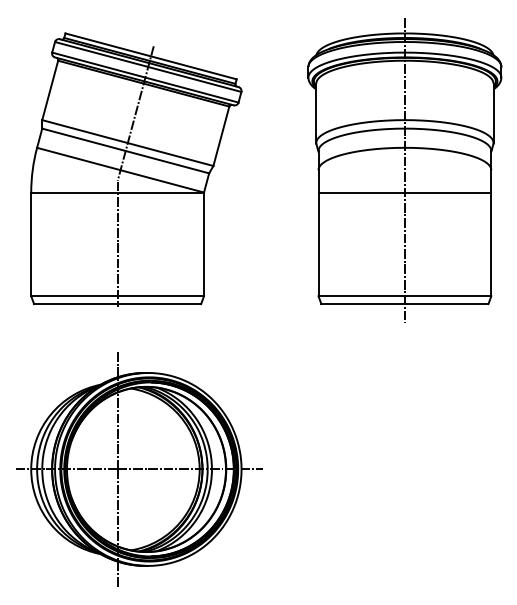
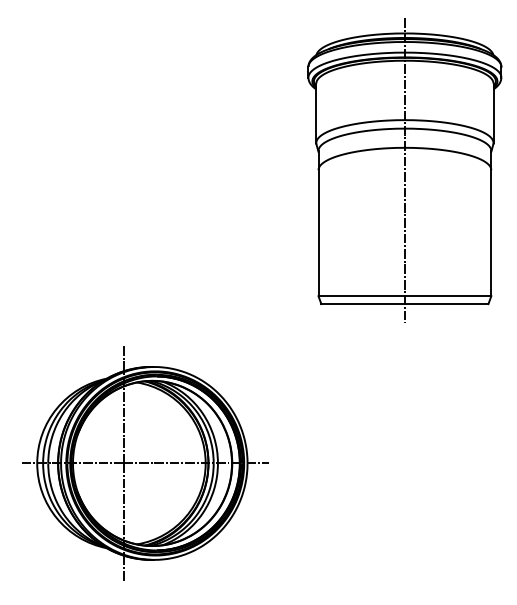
part: present -> none (136, 169)
line: present -> none (404, 192)
part position: (139, 469) -> (145, 463) (145, 463)
